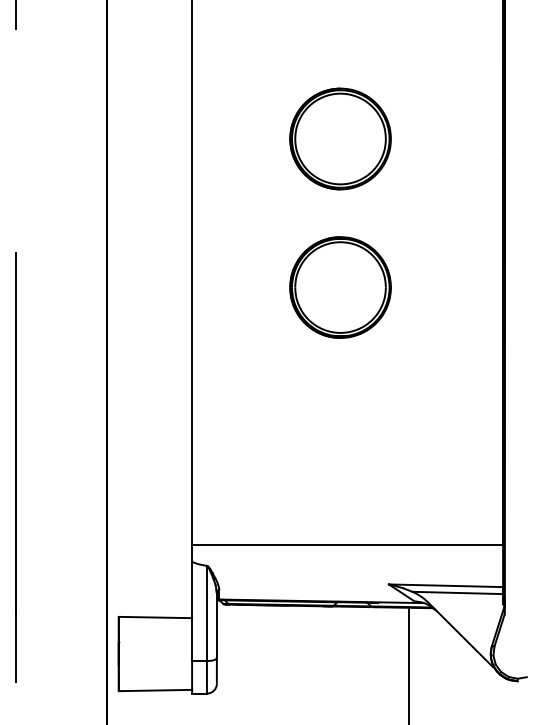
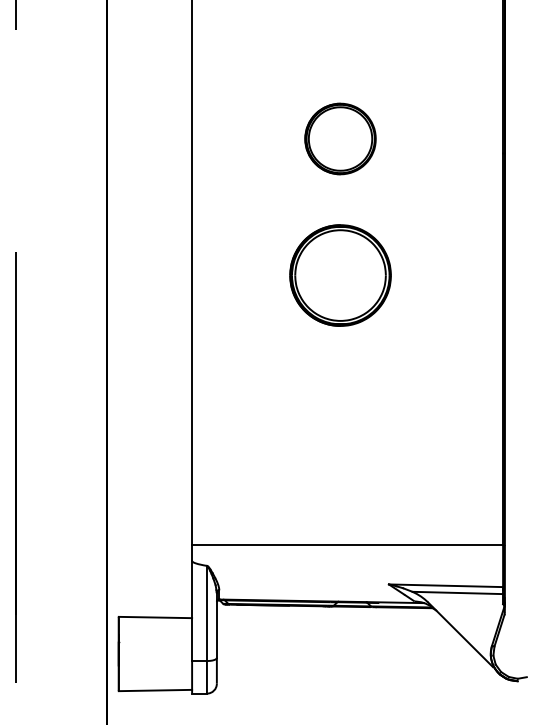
part size: 103x104 px -> 73x74 px (340, 138)
part position: (340, 287) -> (340, 275) (340, 275)
line: present -> none (408, 664)
